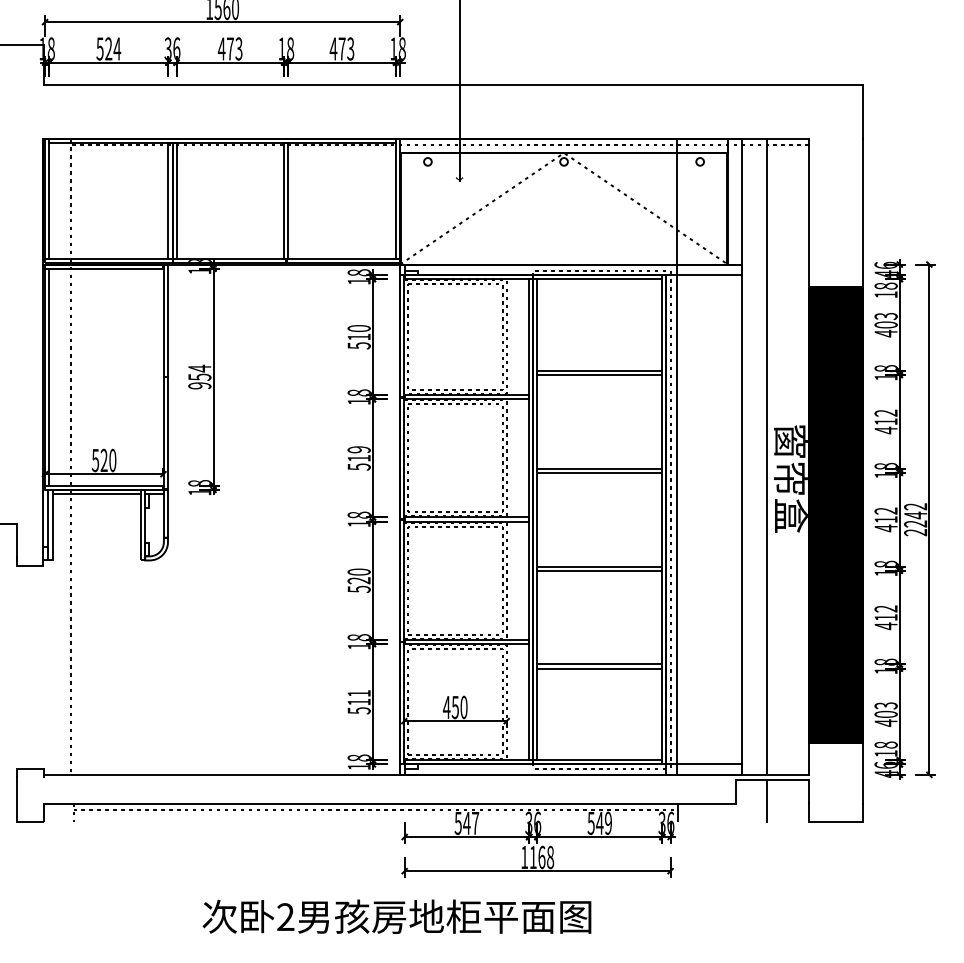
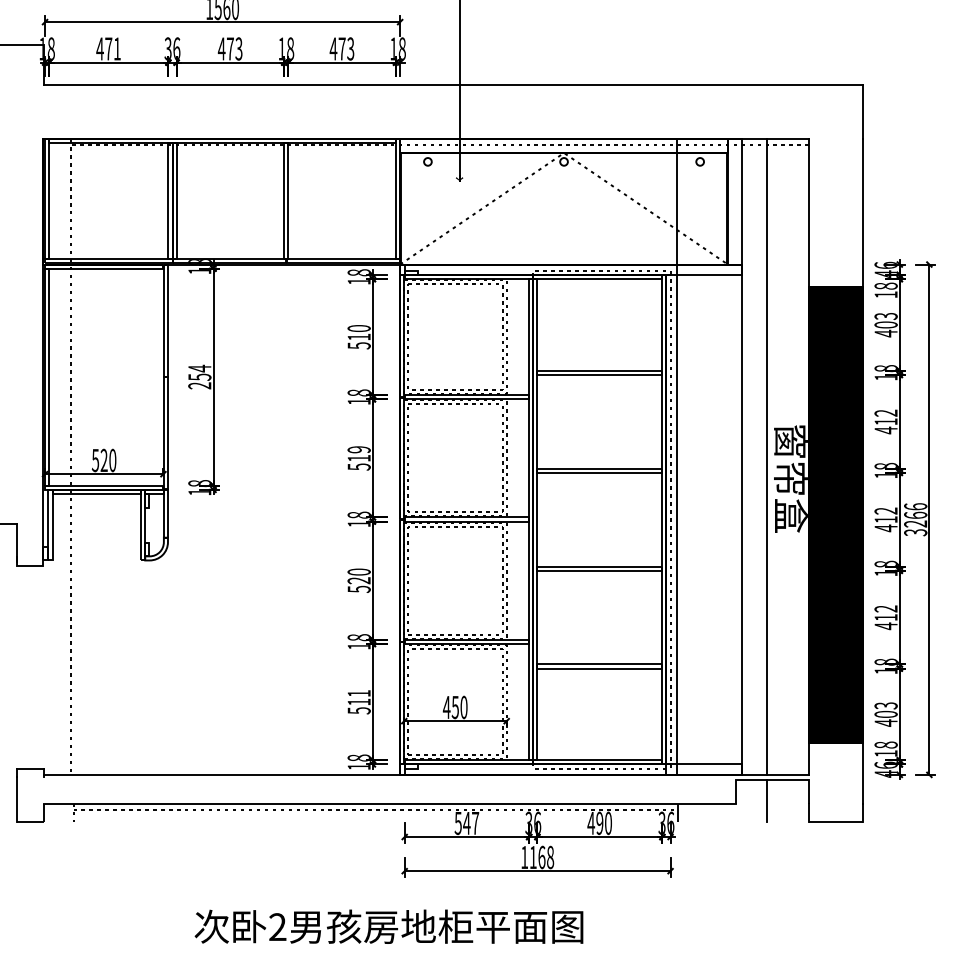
text: 524 -> 471 (108, 48)
text: 954 -> 254 (199, 385)
text: 2242 -> 3266 (915, 519)
text: 549 -> 490 (599, 823)
text position: (396, 916) -> (388, 926) (388, 926)
